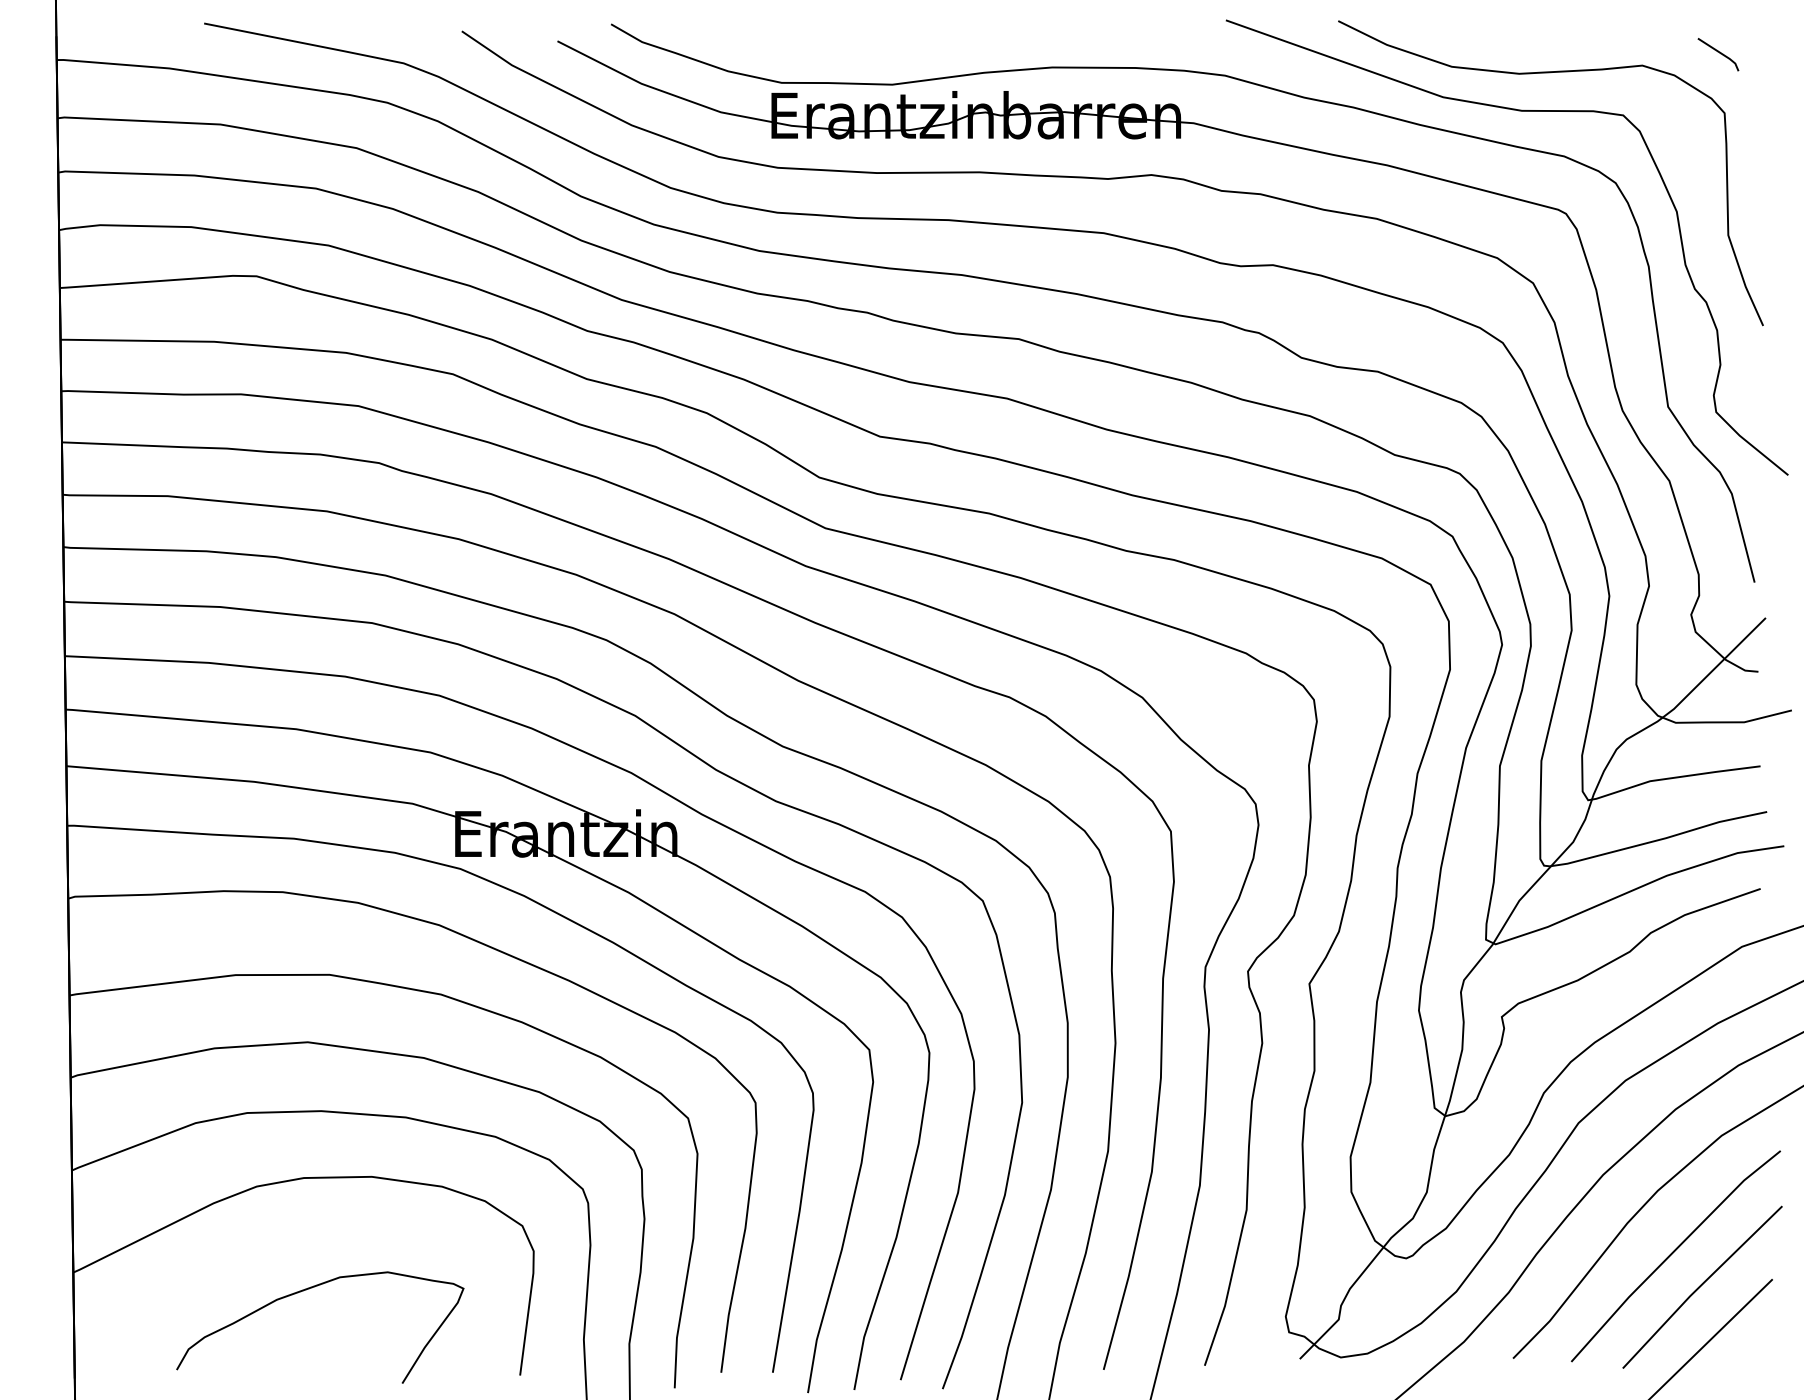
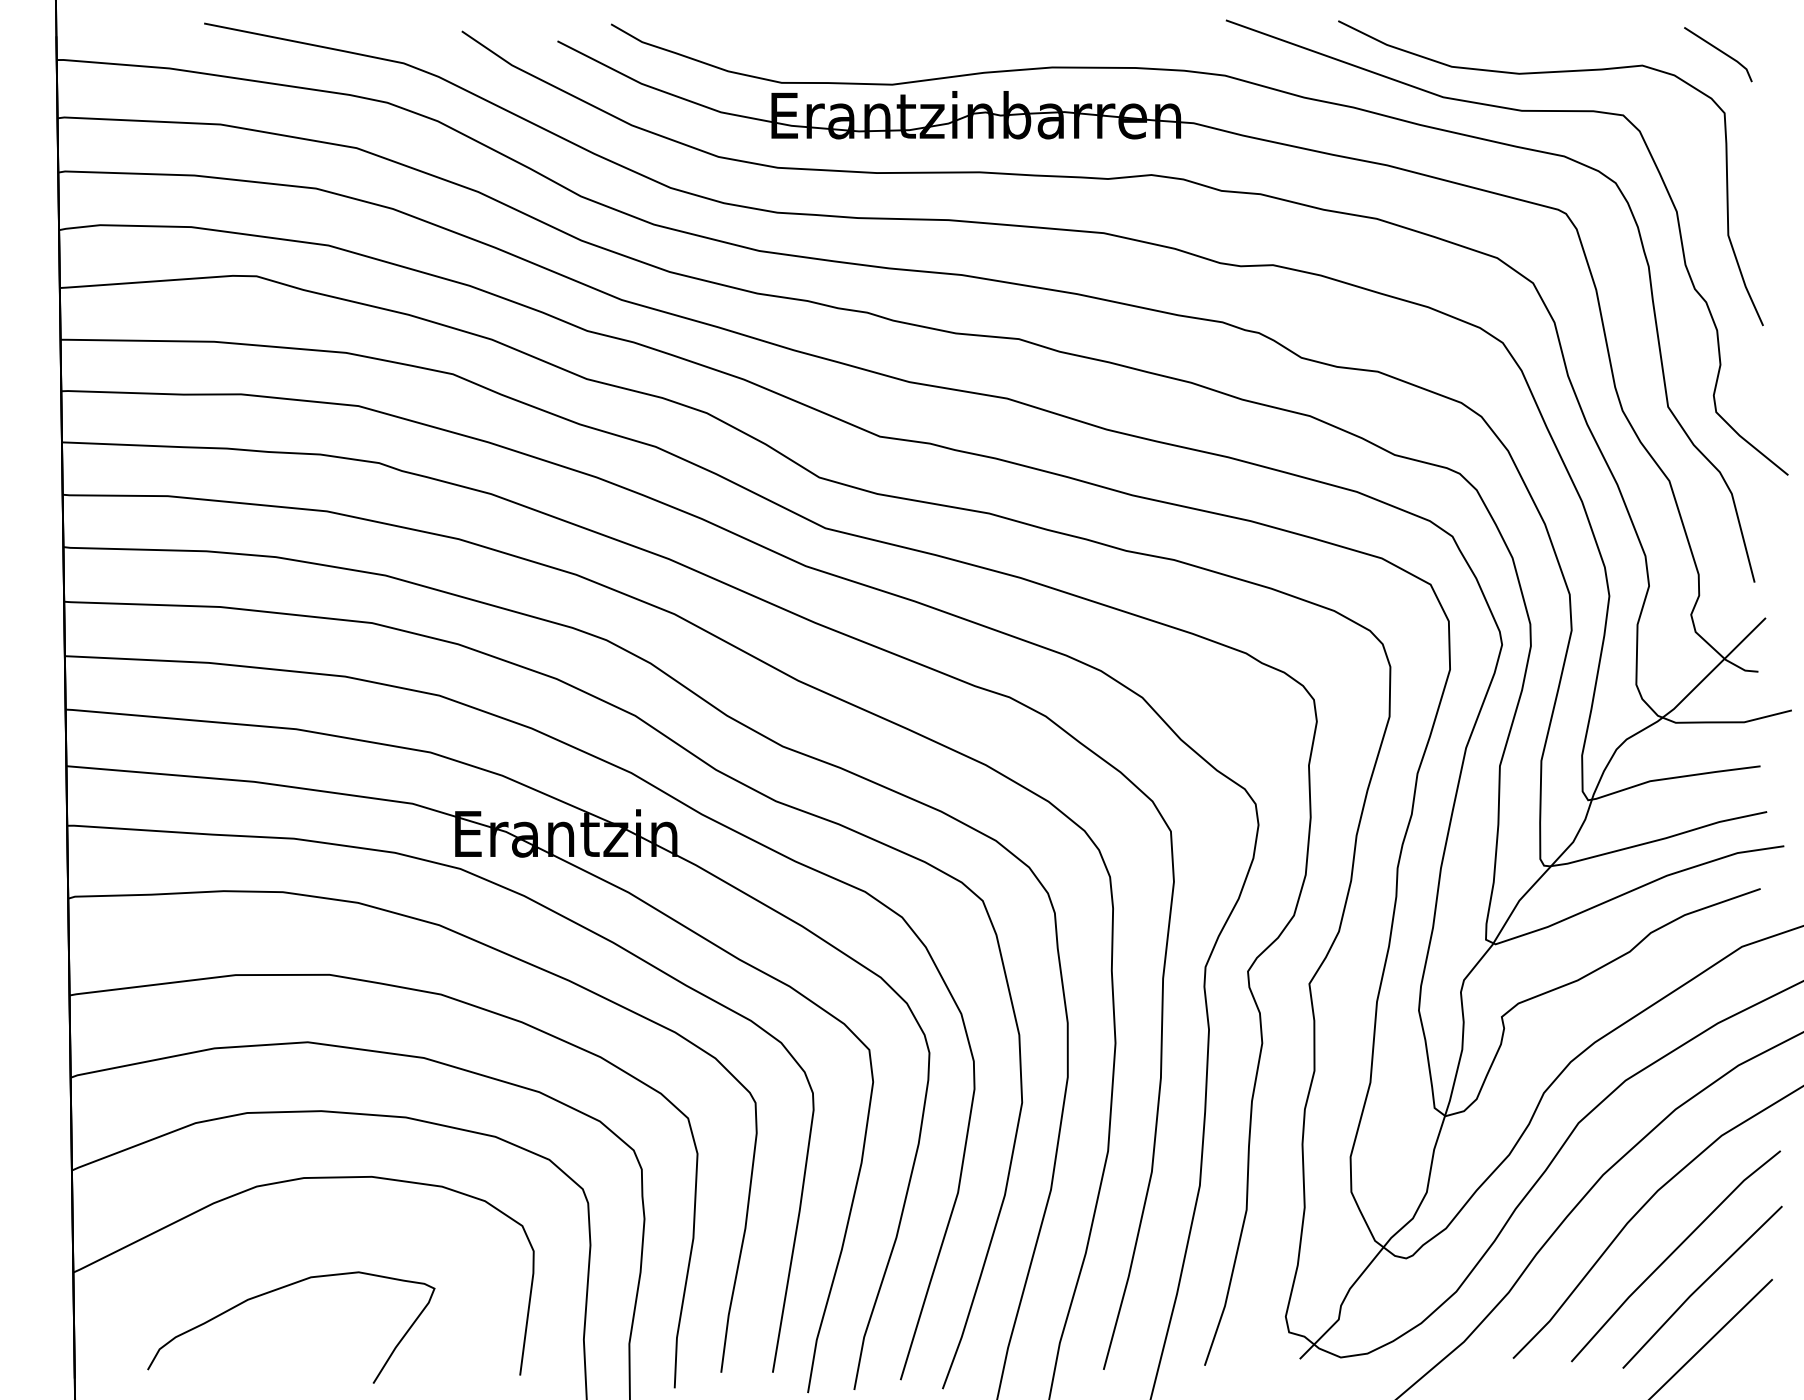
part size: 43x34 px -> 69x56 px (1718, 54)
part position: (309, 1289) -> (280, 1289) (280, 1289)
